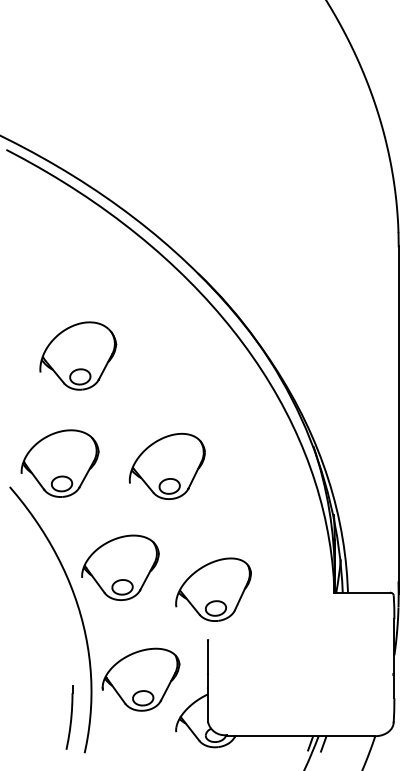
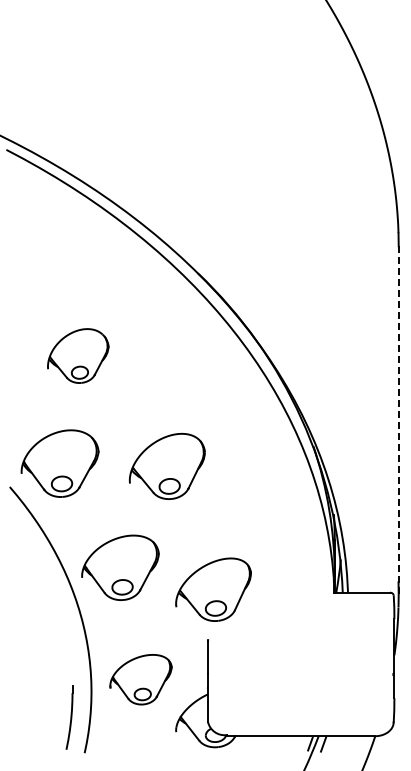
part size: 79x70 px -> 63x56 px (78, 355)
line: solid -> dashed (398, 420)
part size: 80x65 px -> 64x52 px (140, 679)
